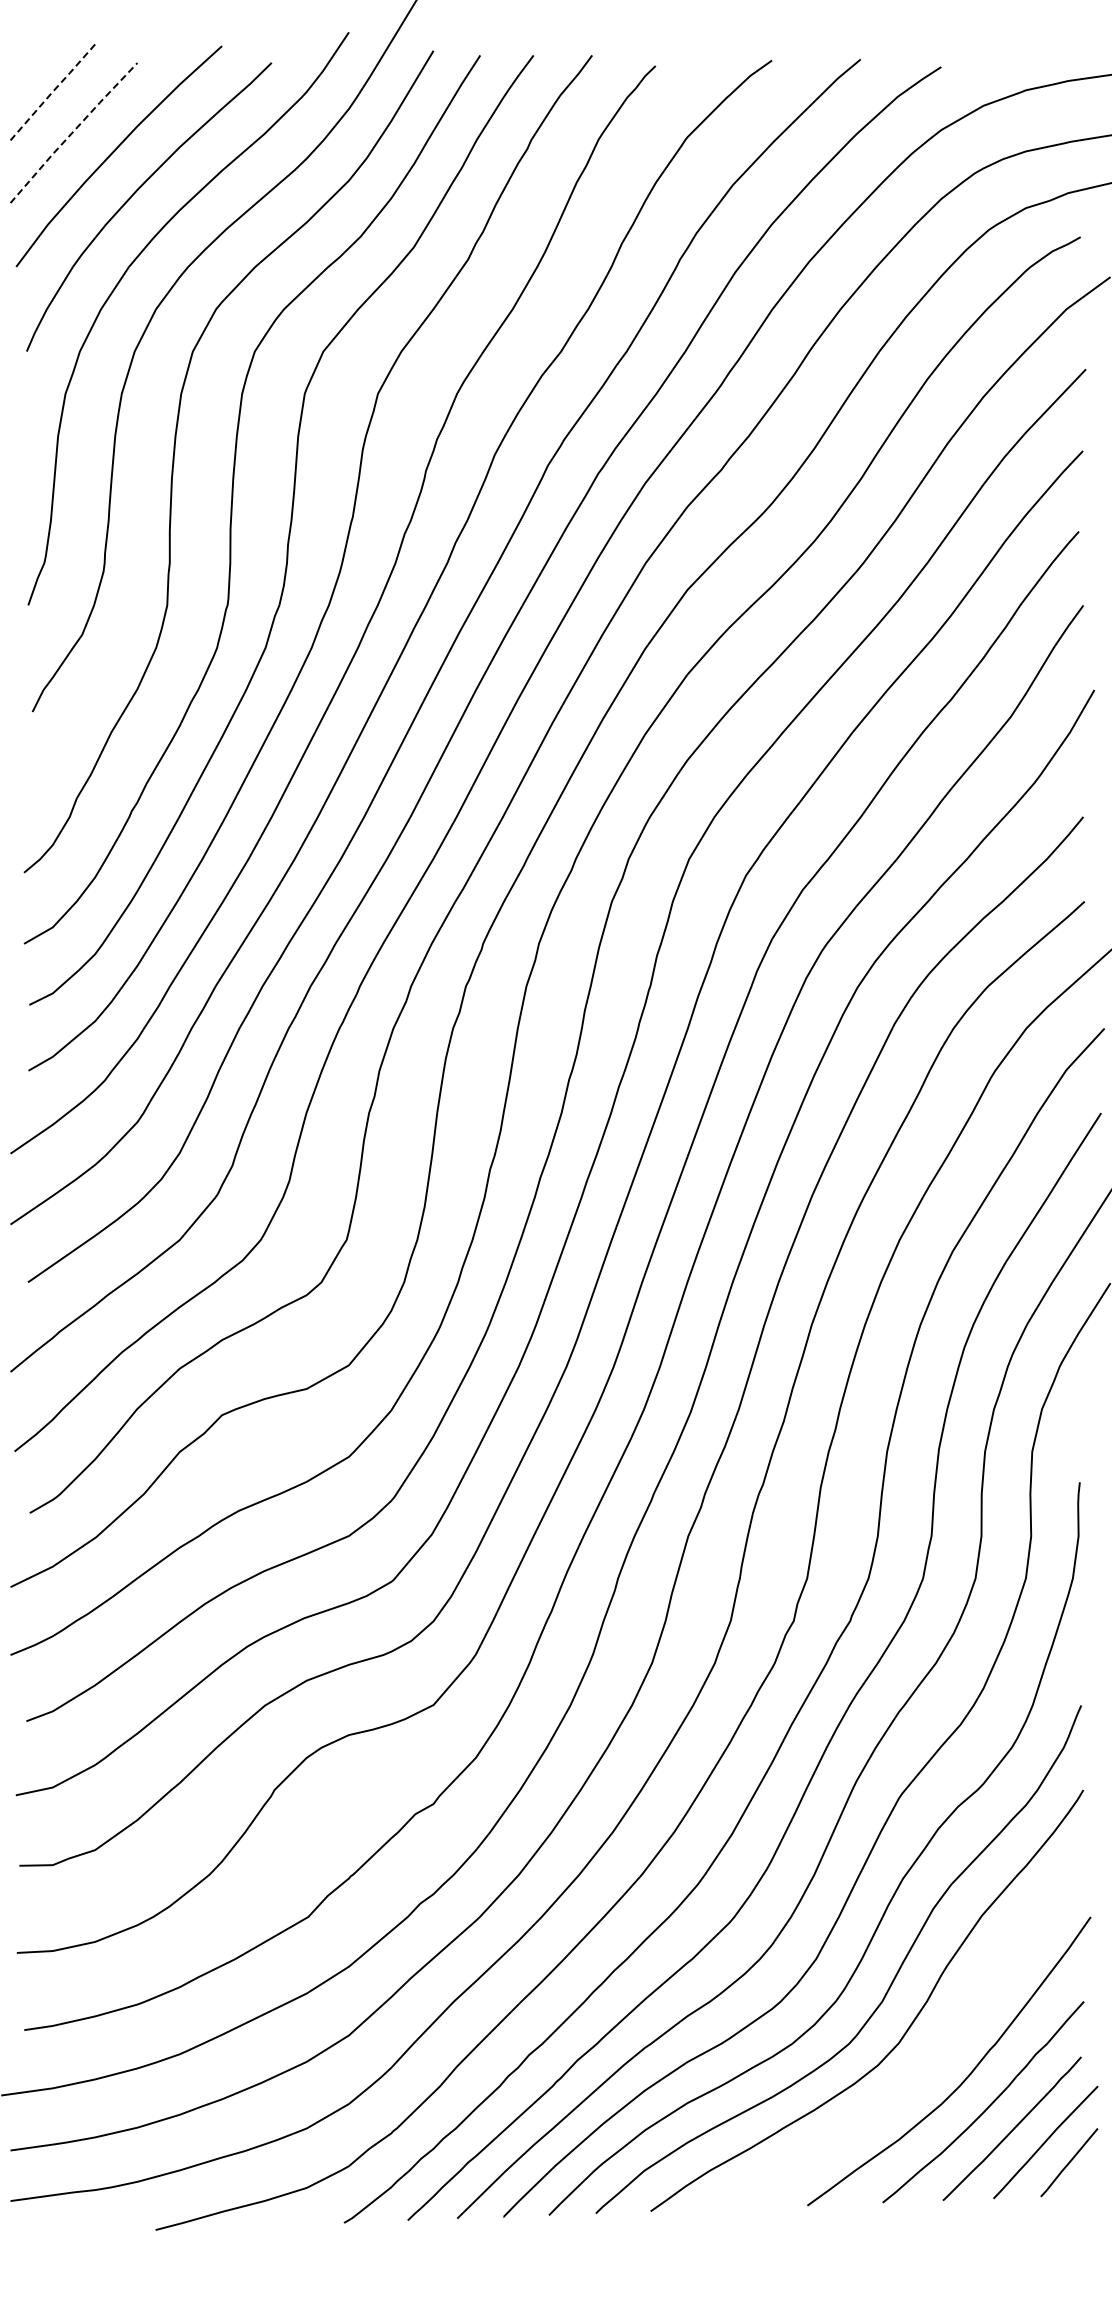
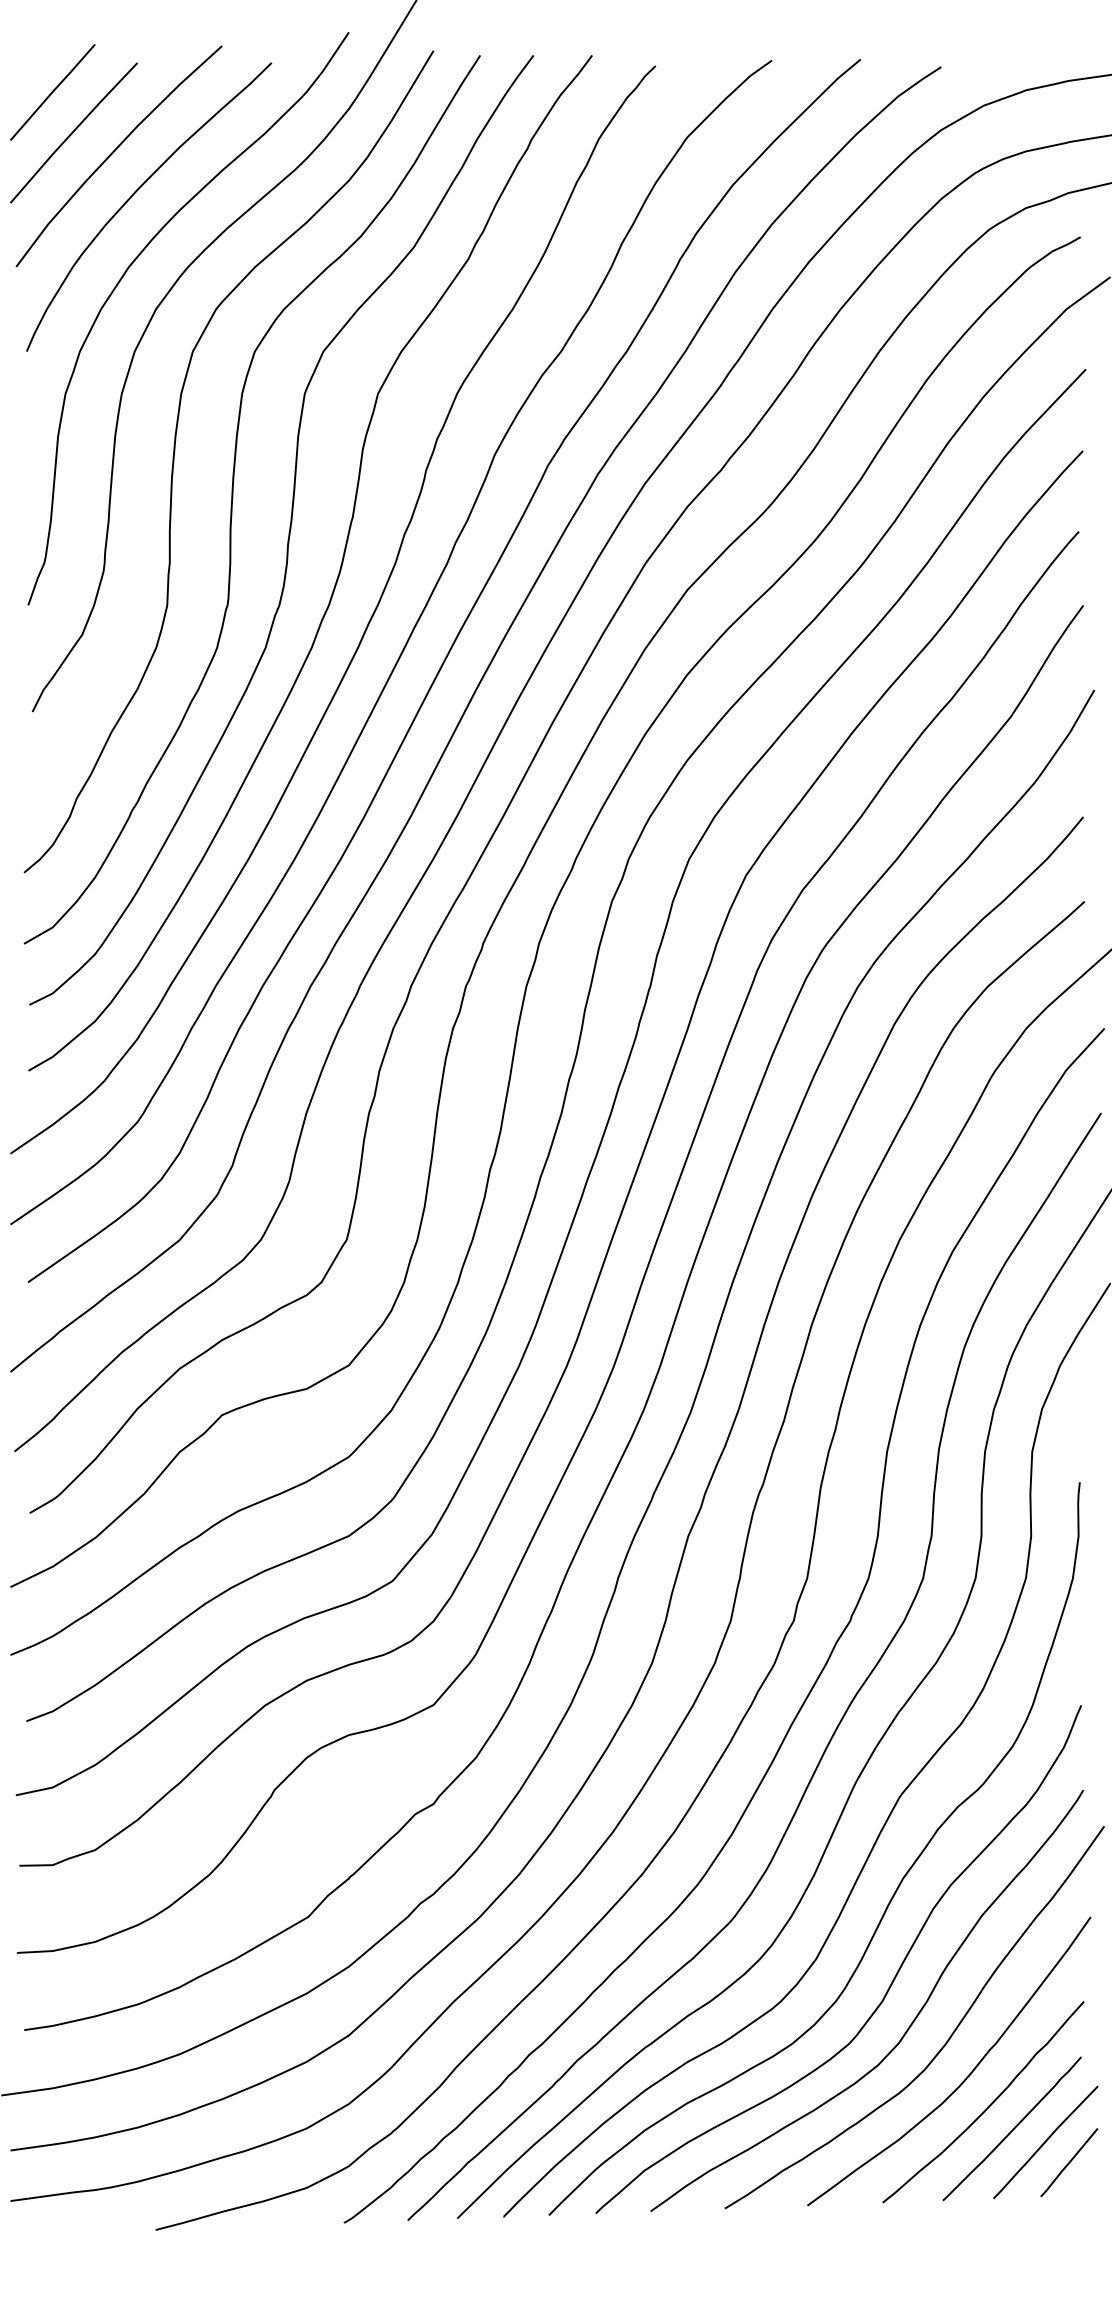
line: dashed -> solid (52, 91)
line: dashed -> solid (73, 132)
curve: none -> present (947, 2039)
